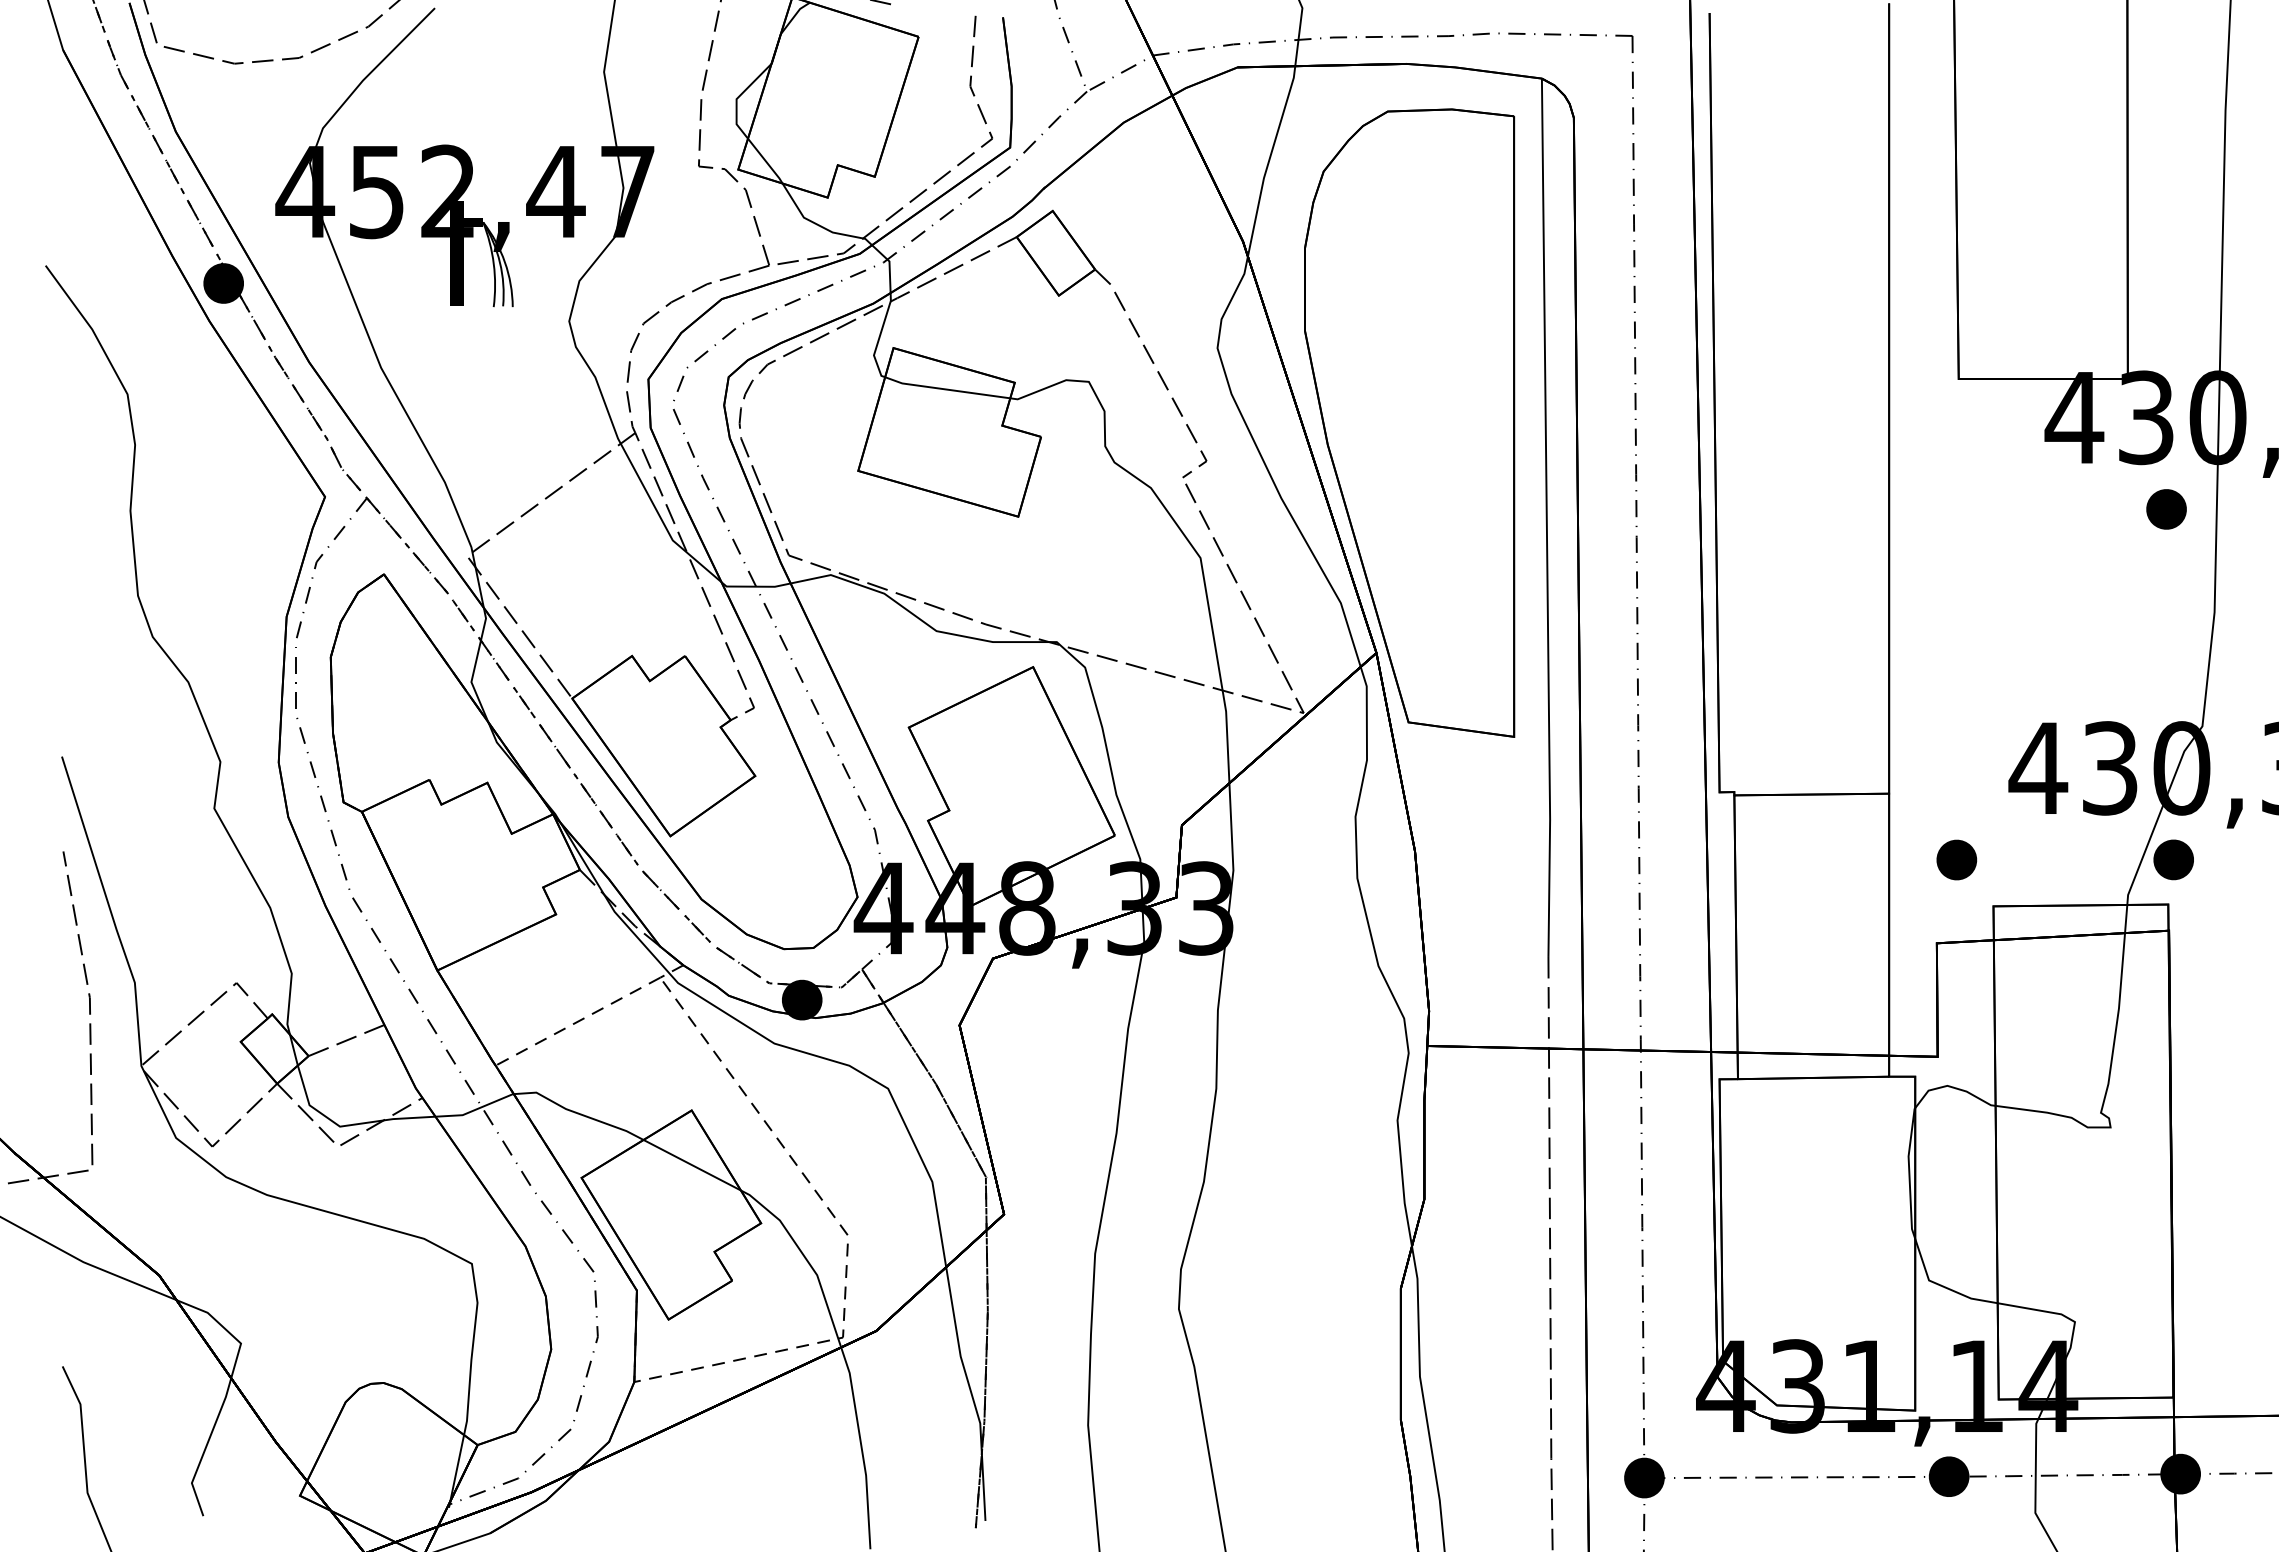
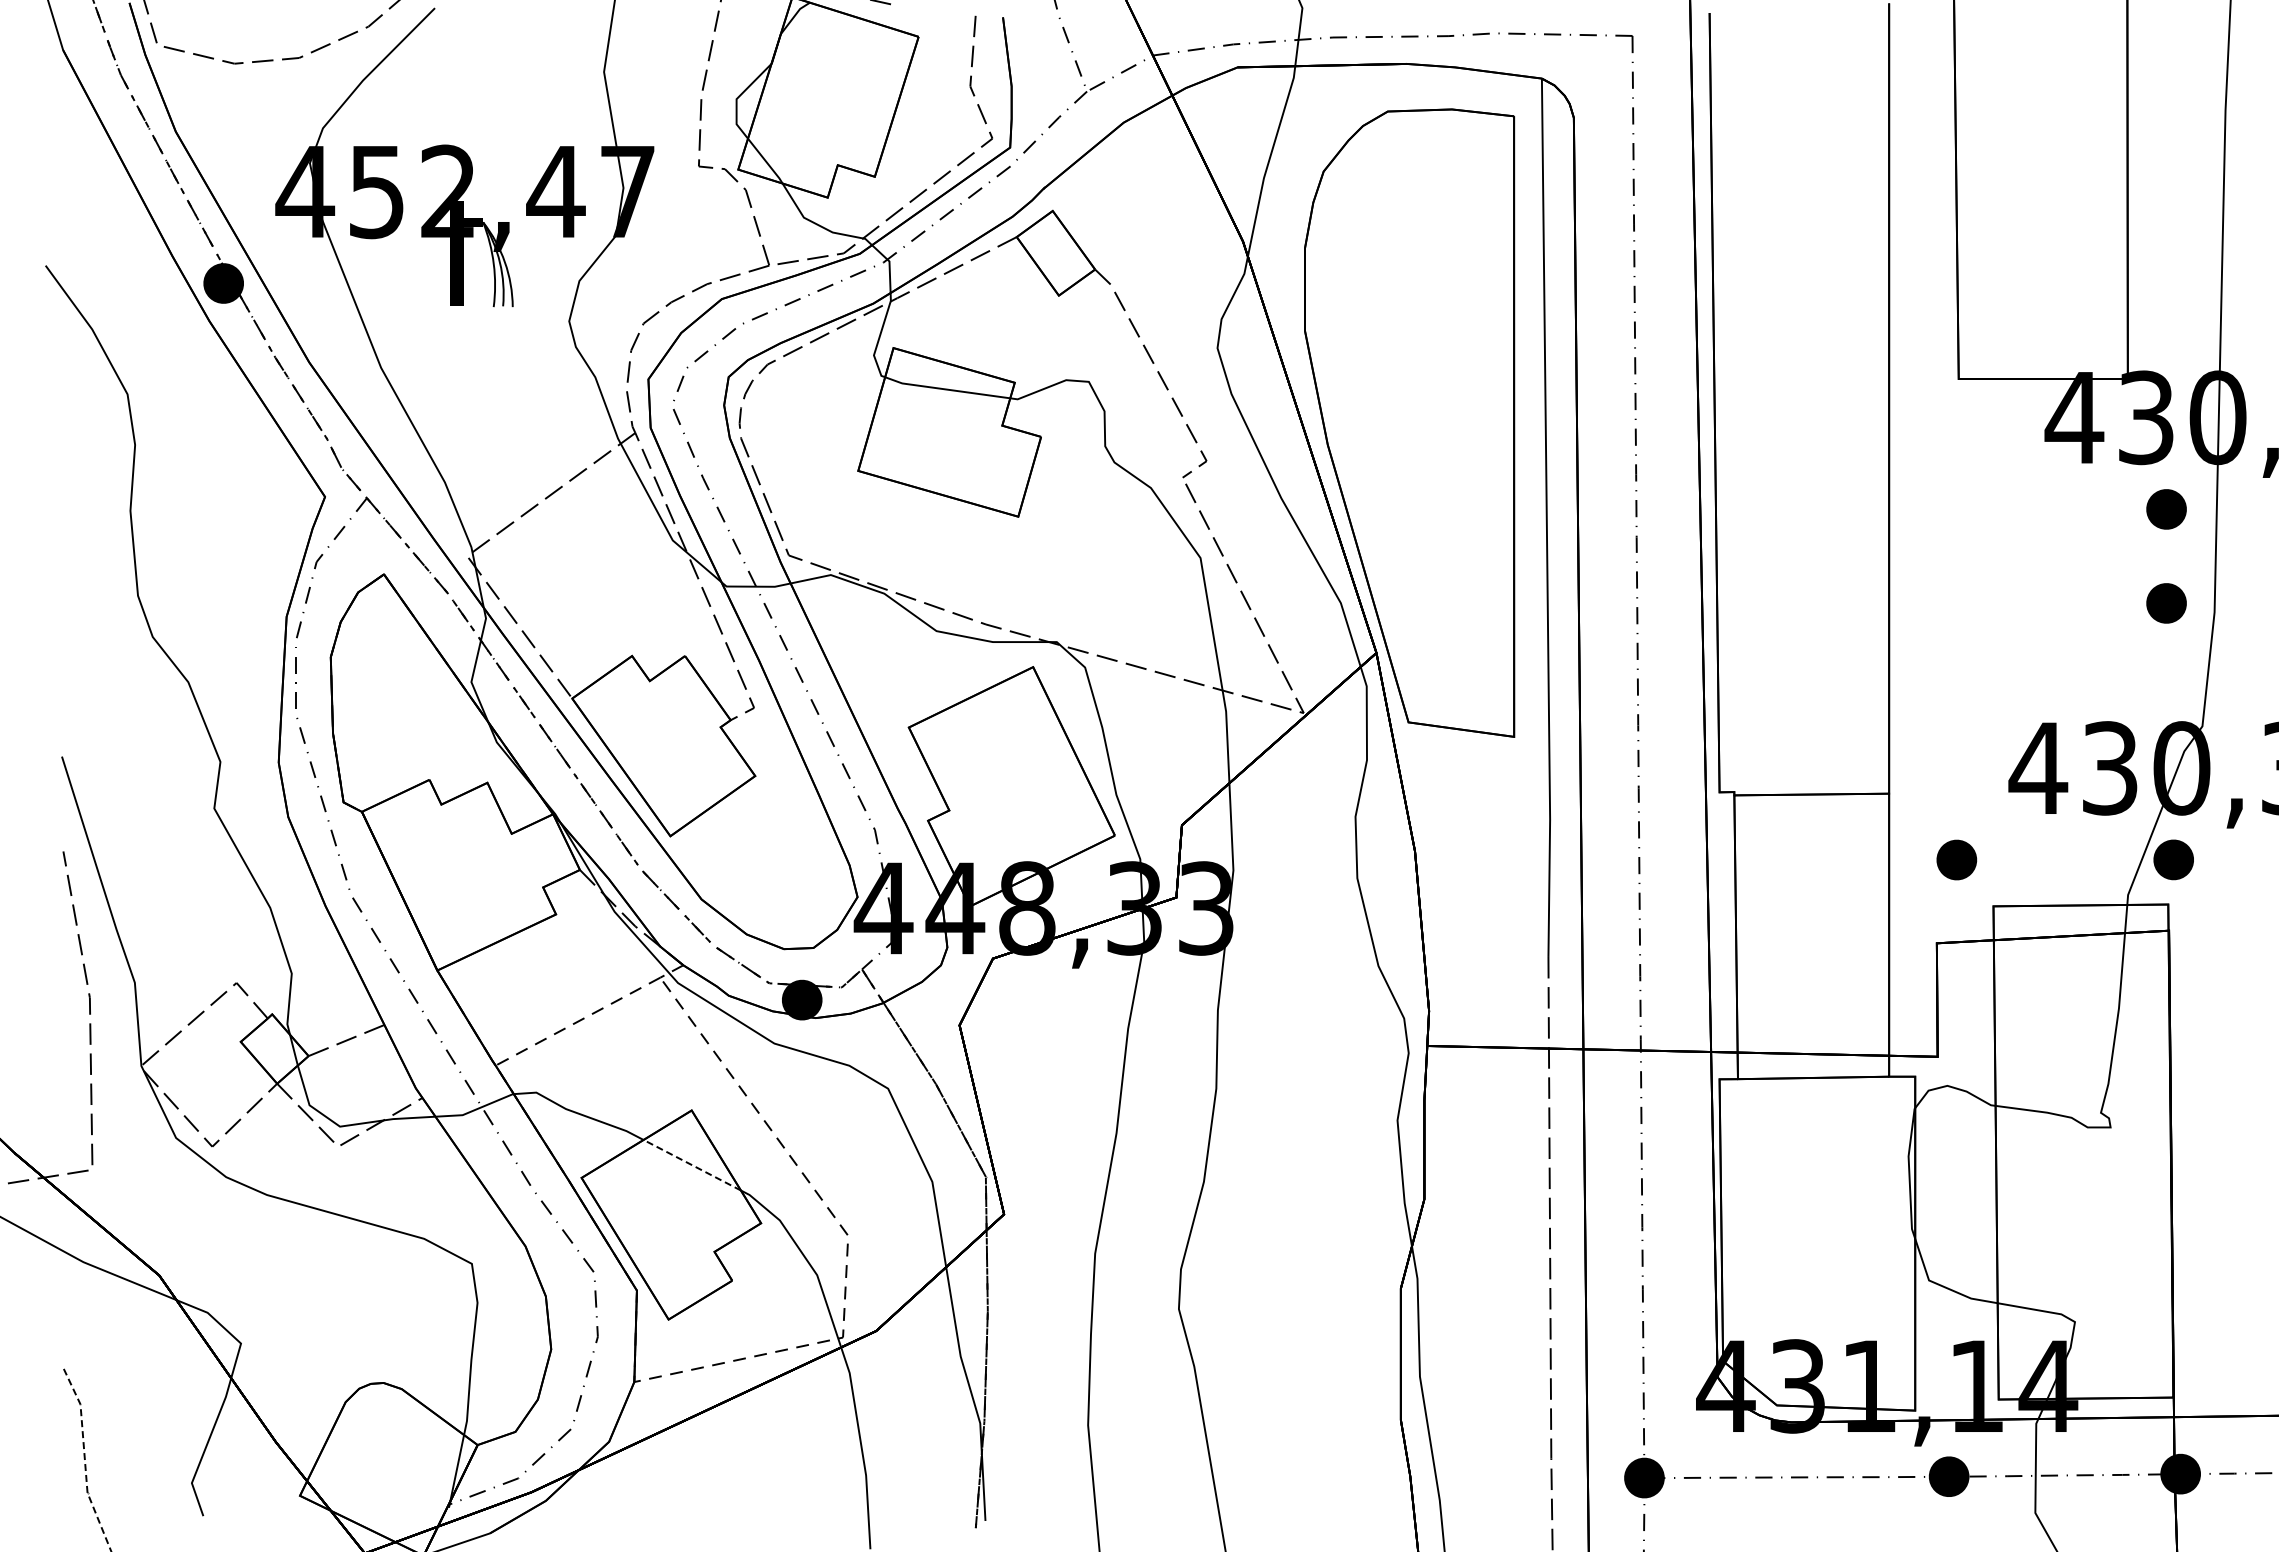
part: none -> present (2166, 603)
line: solid -> dashed (692, 1165)
line: solid -> dashed (84, 1459)
